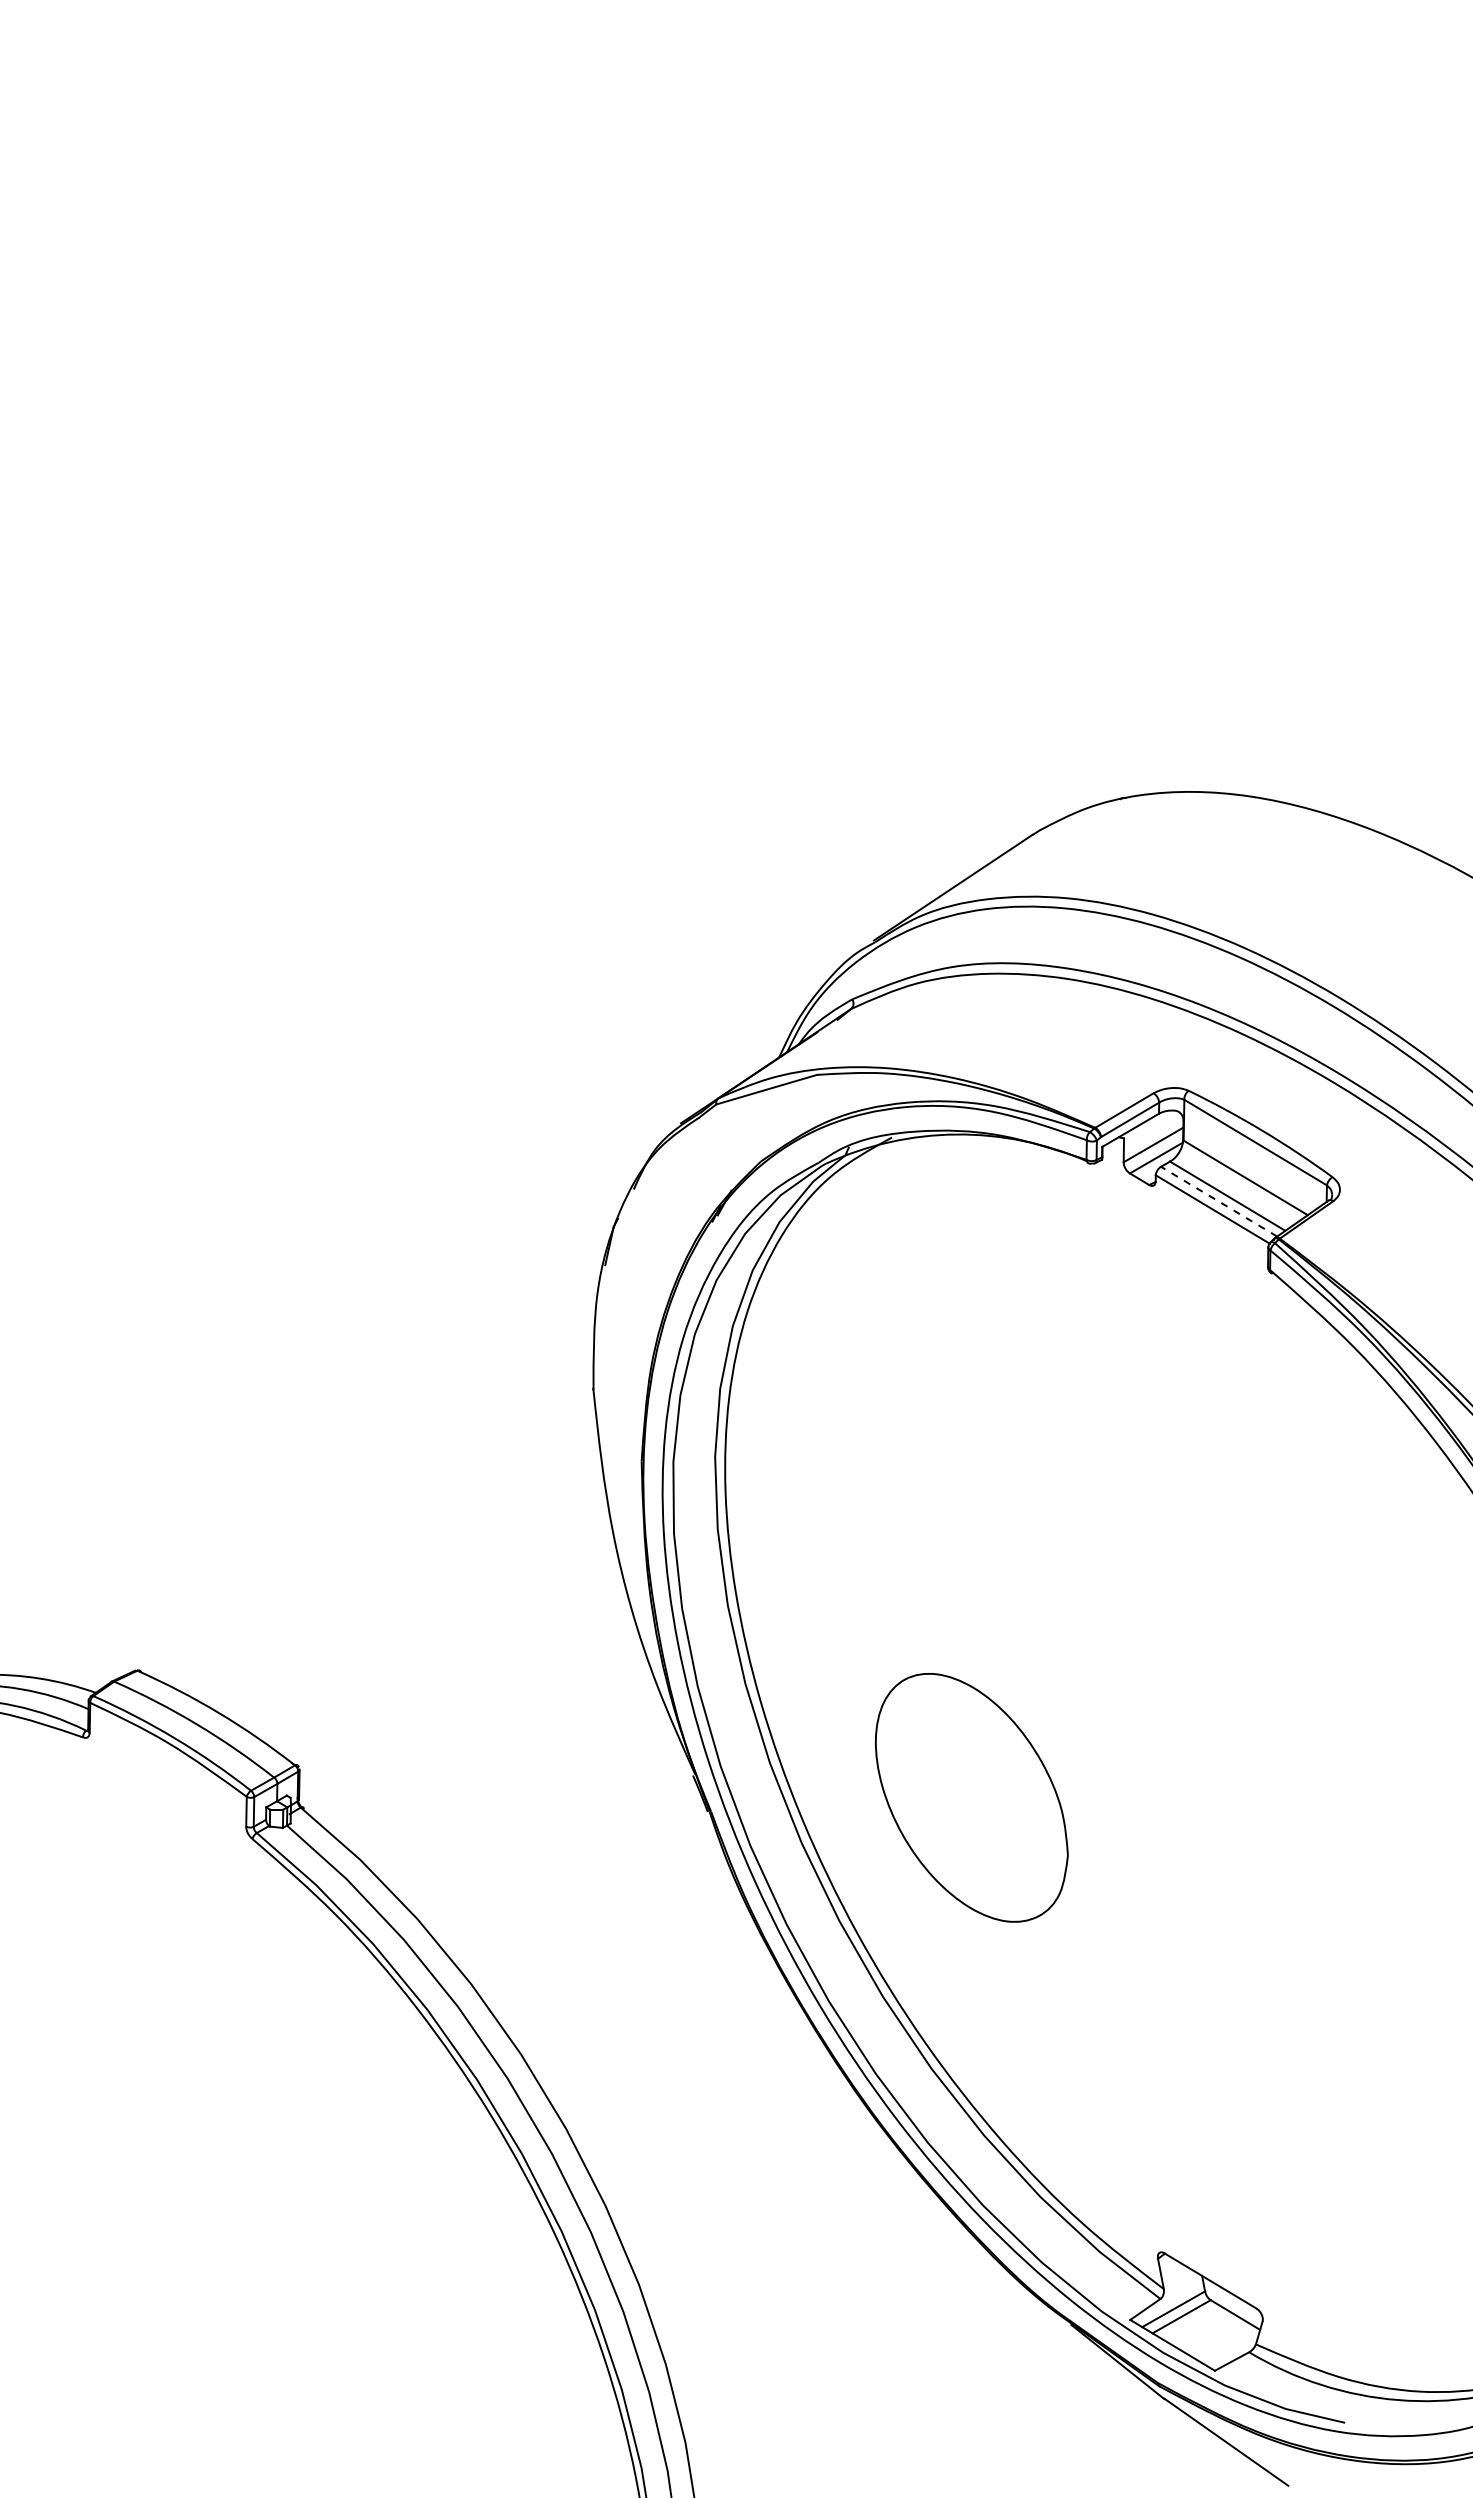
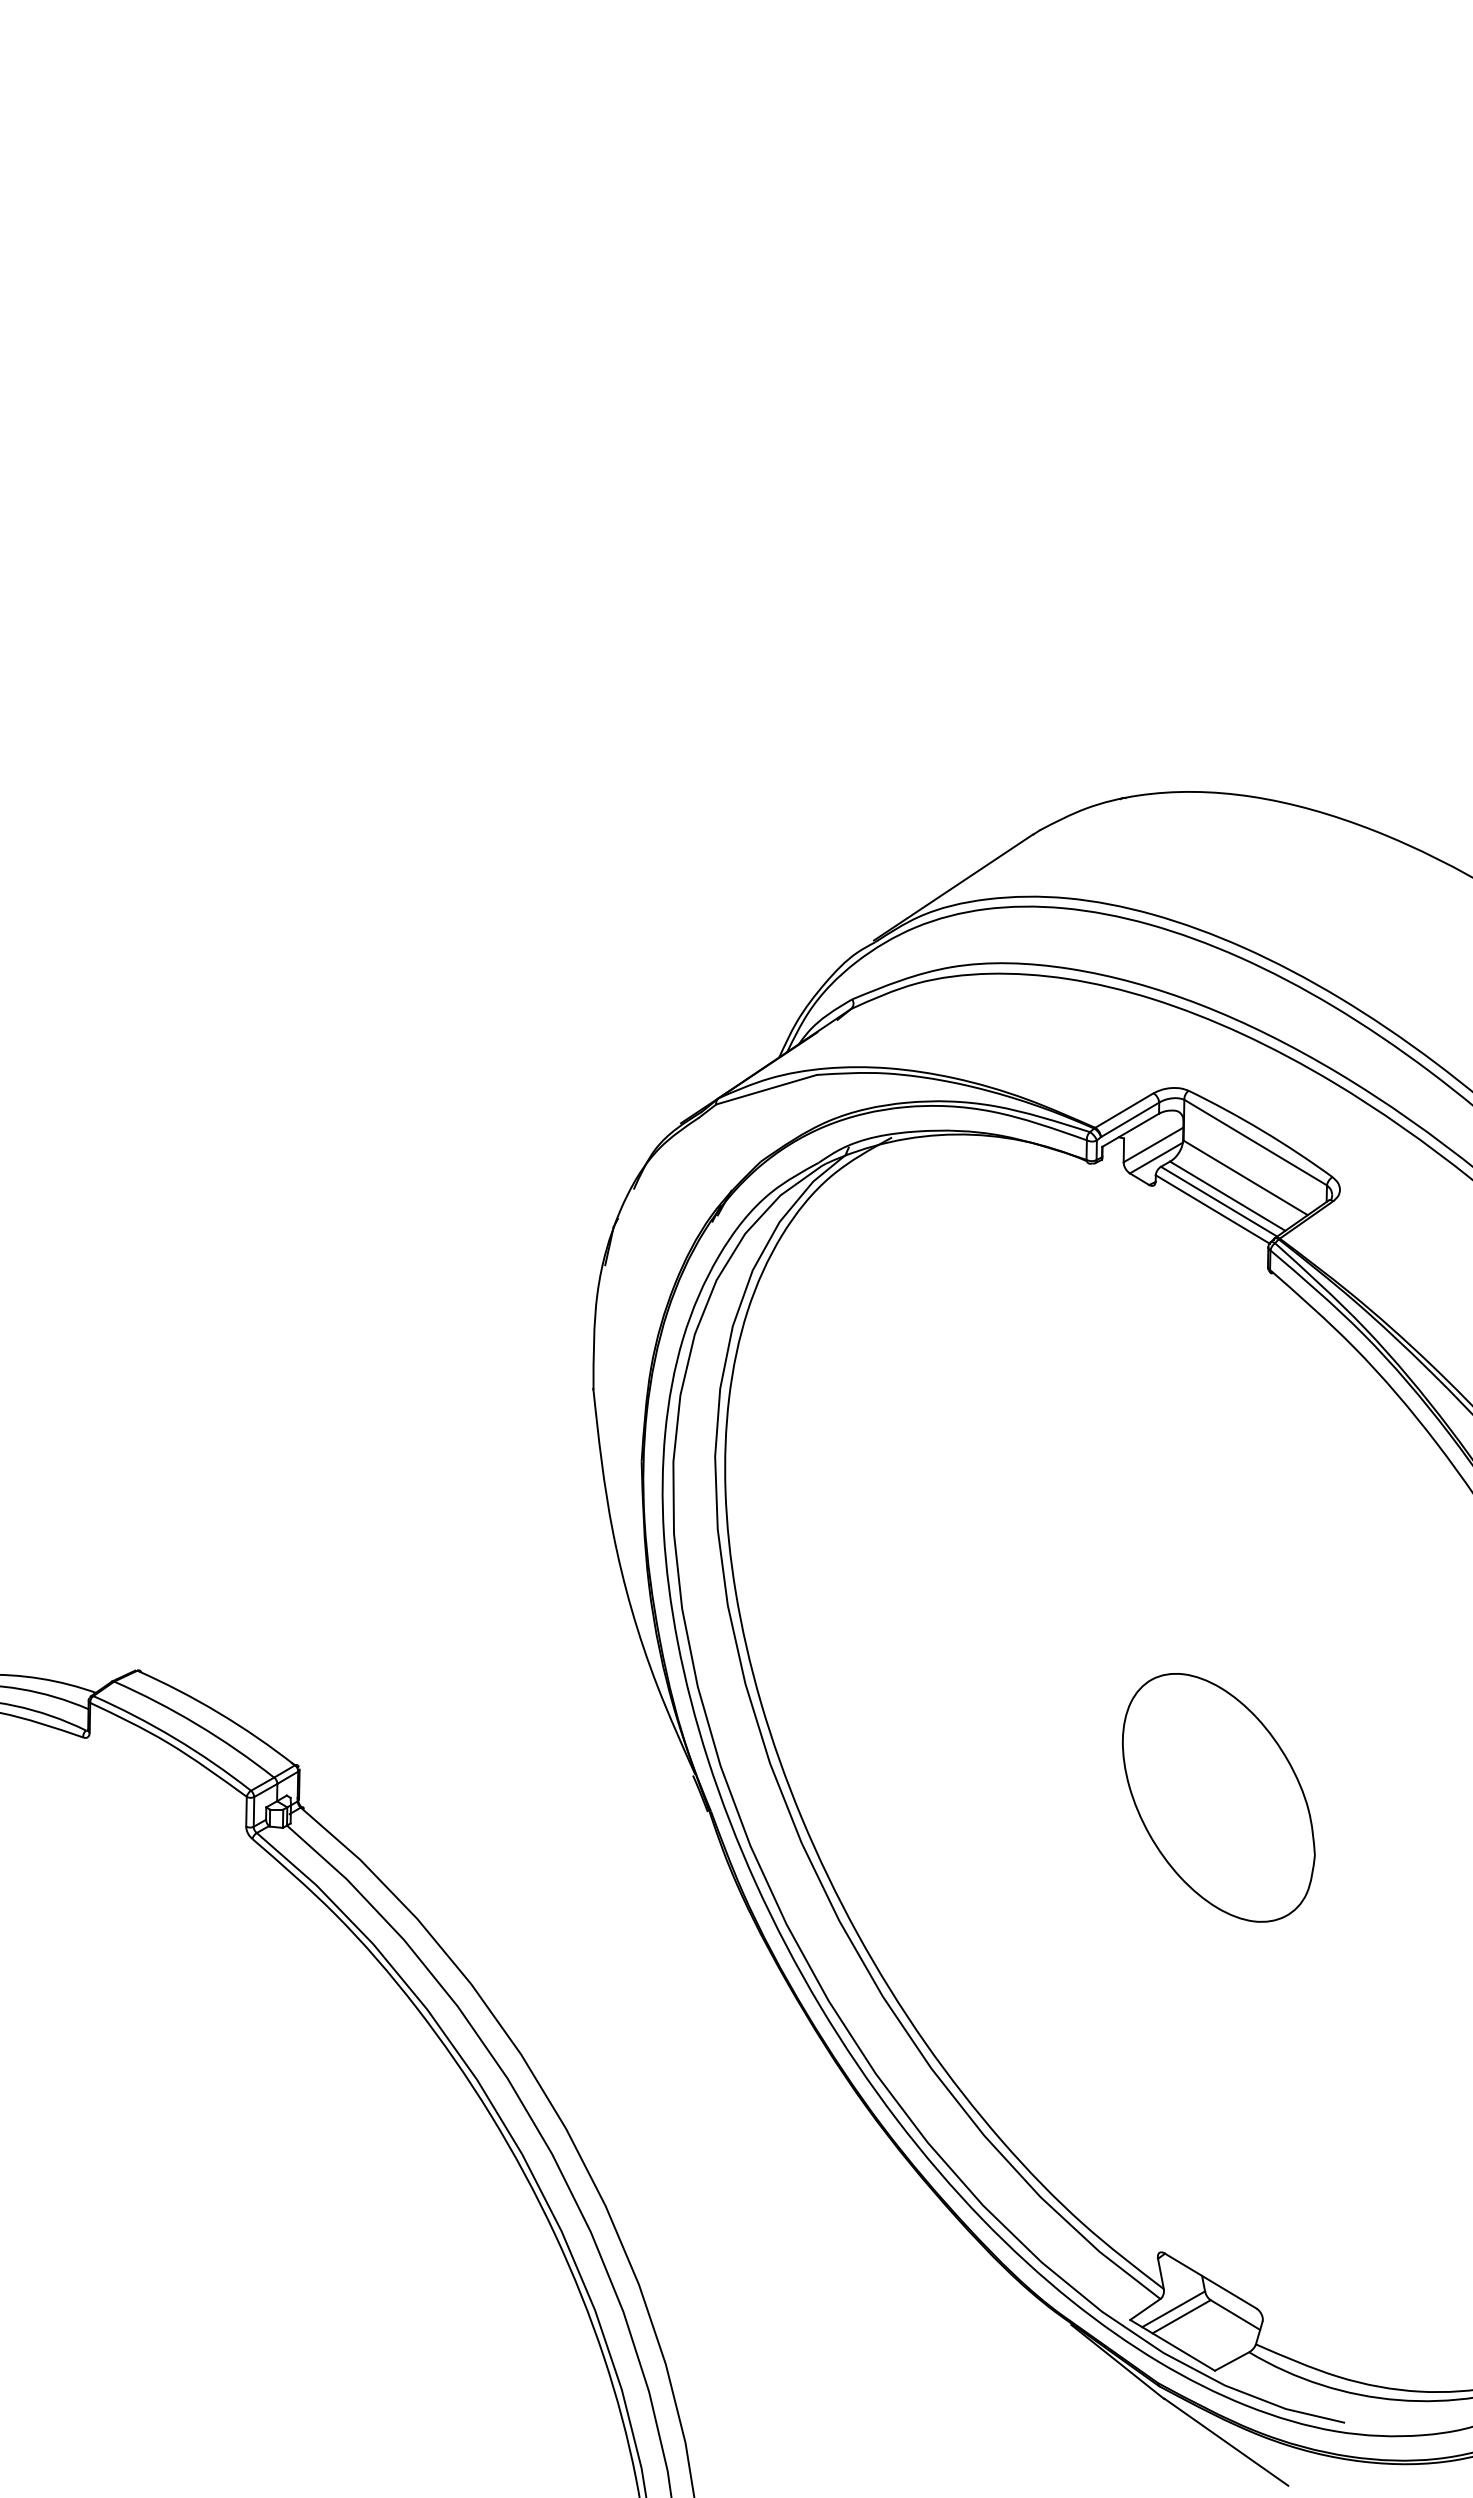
line: dashed -> solid (1219, 1201)
part position: (971, 1797) -> (1218, 1797) (1218, 1797)
